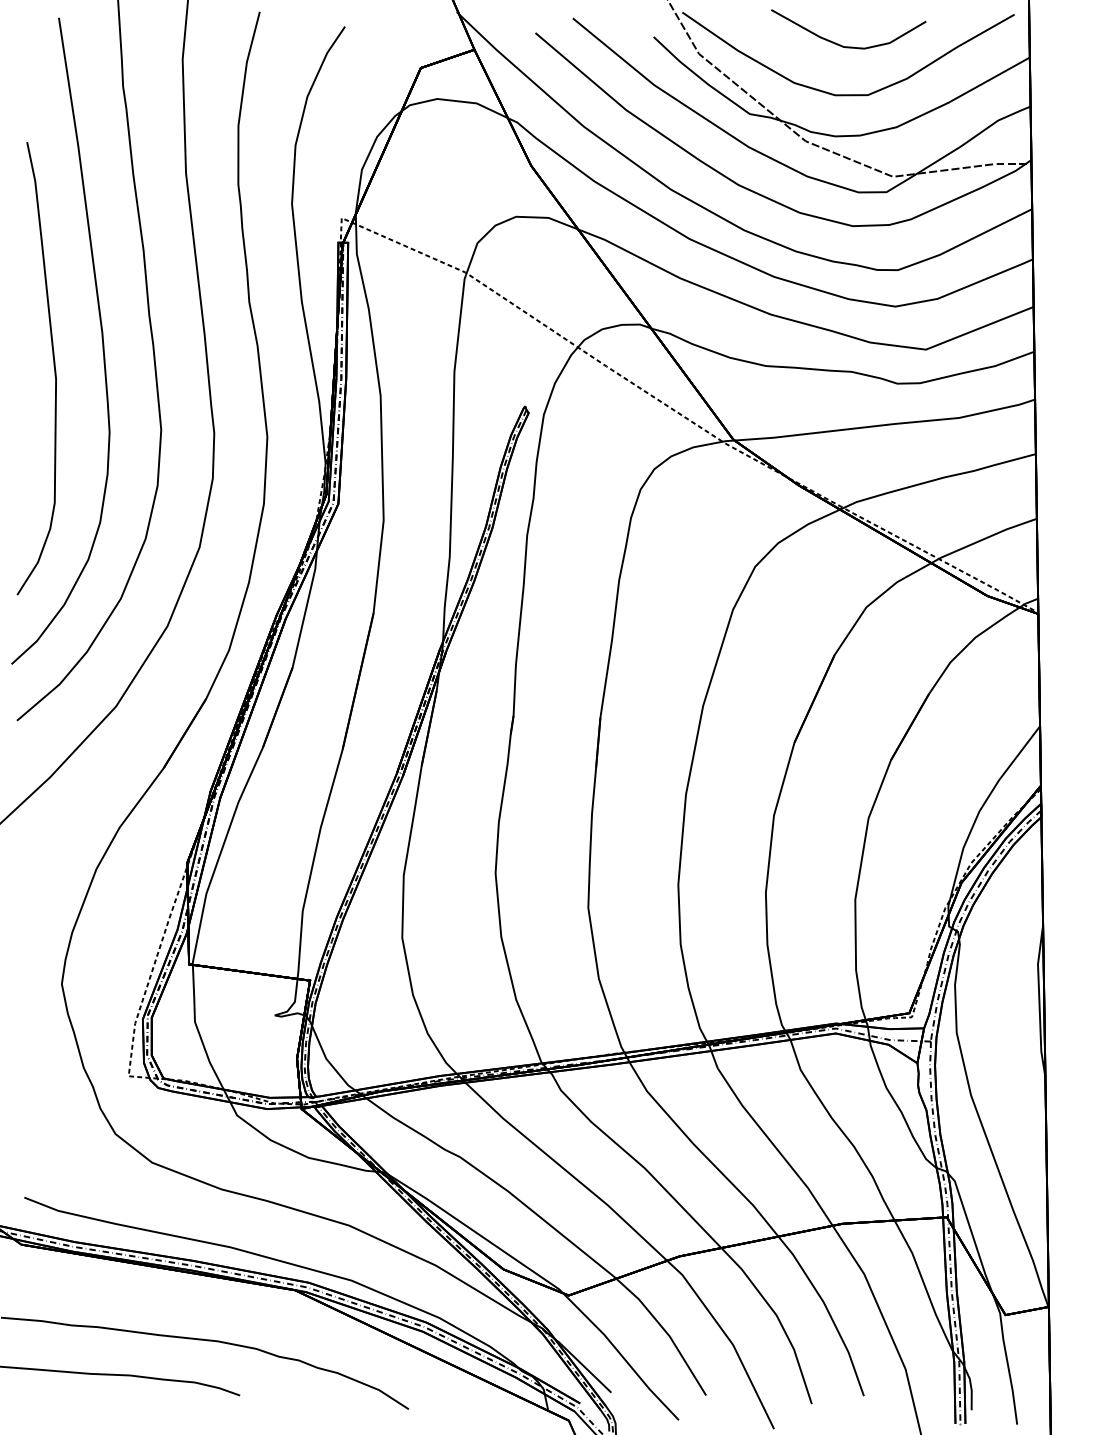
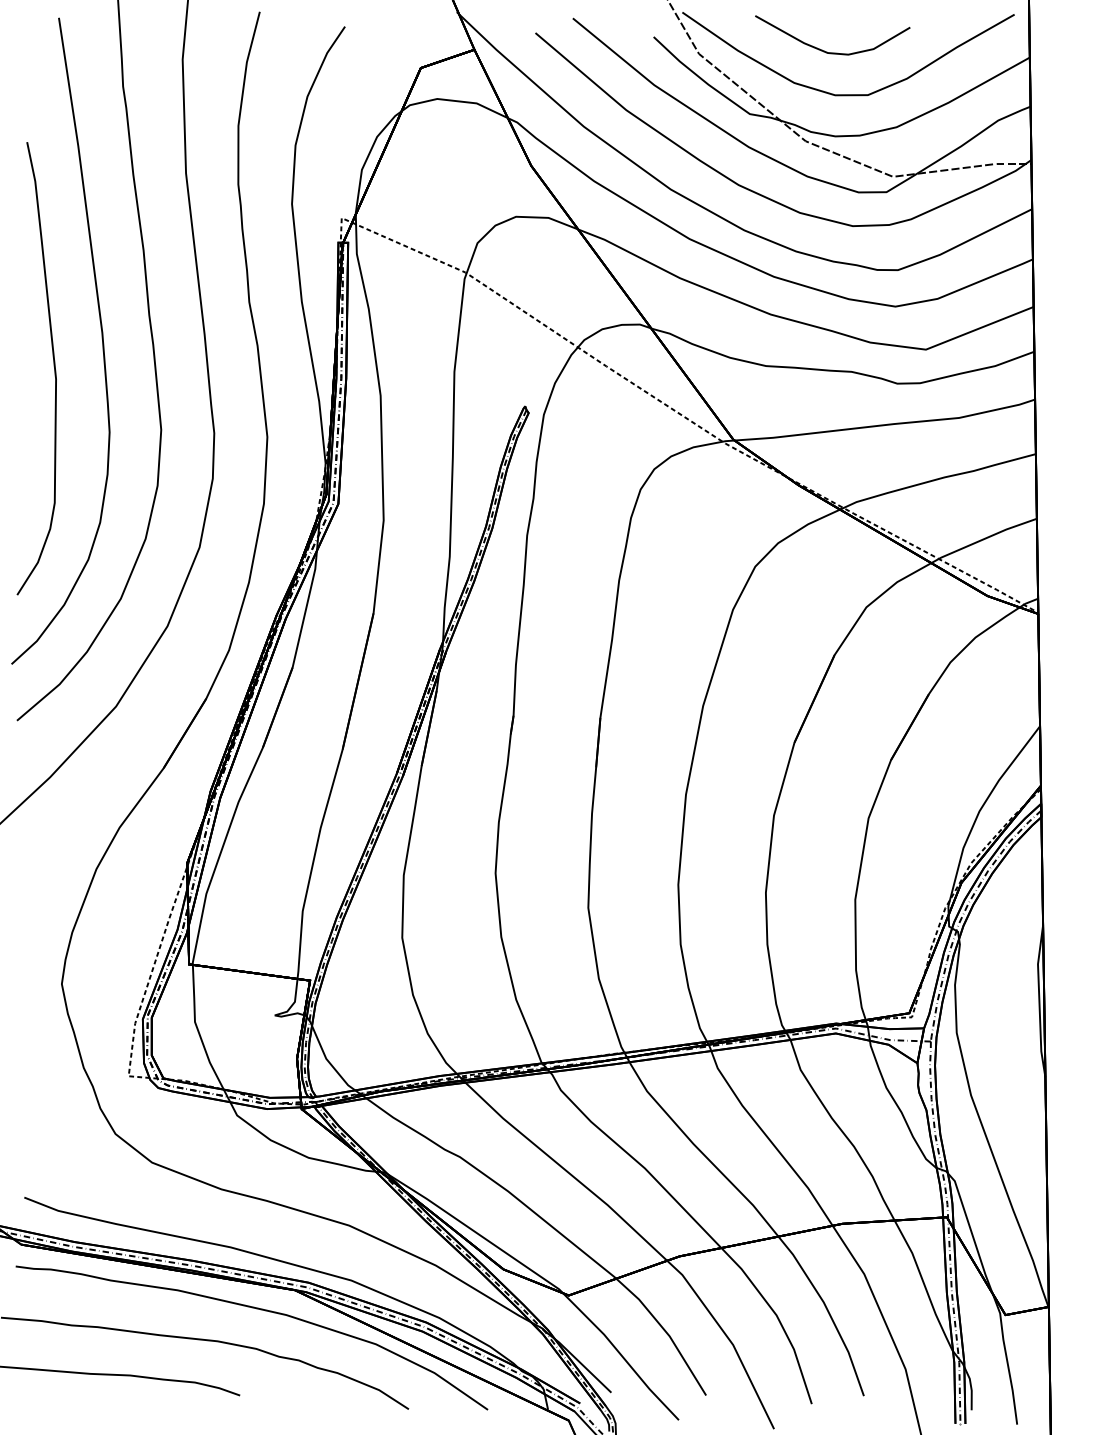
curve position: (843, 45) -> (827, 51) (827, 51)
curve: none -> present (256, 1309)
